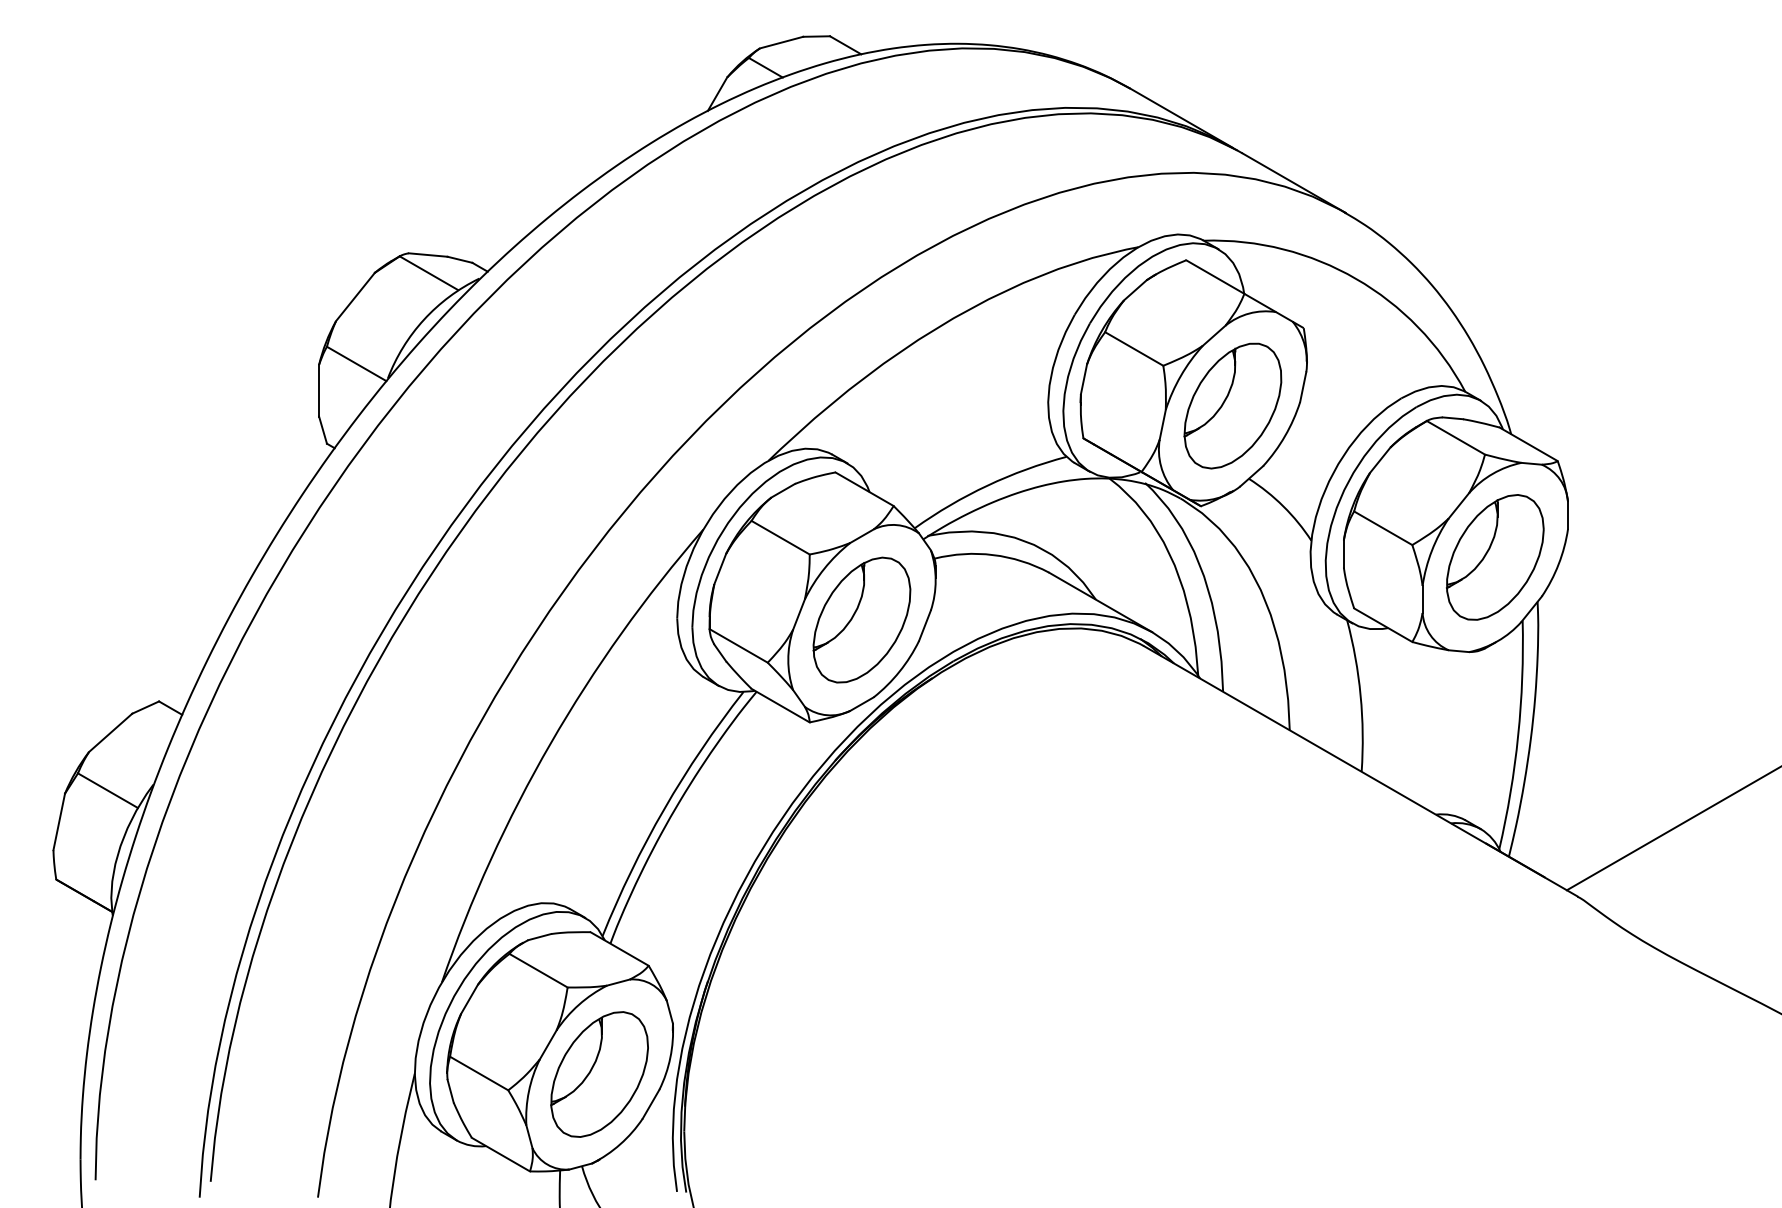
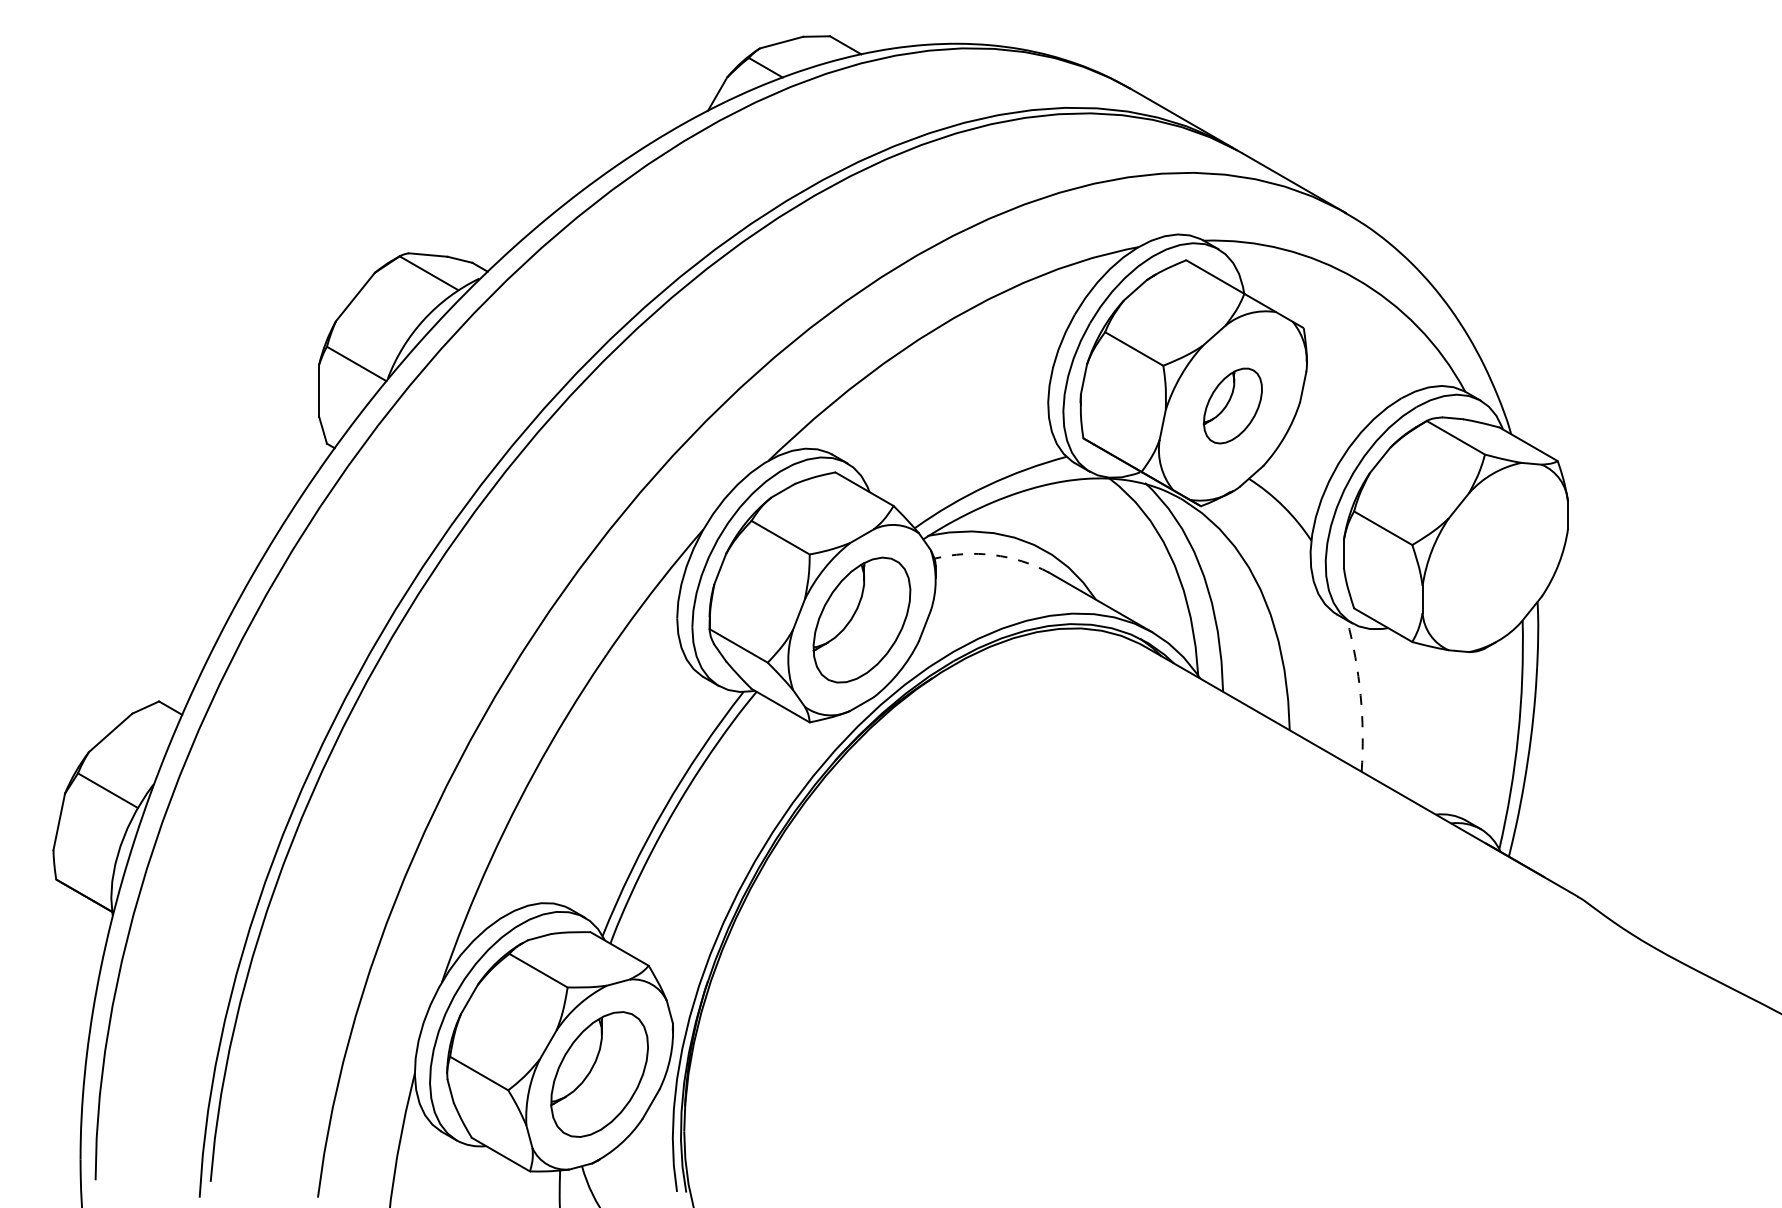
part size: 100x128 px -> 61x78 px (1232, 405)
arc: solid -> dashed (993, 555)
part: present -> none (1495, 557)
arc: solid -> dashed (1360, 695)
line: present -> none (1672, 829)
